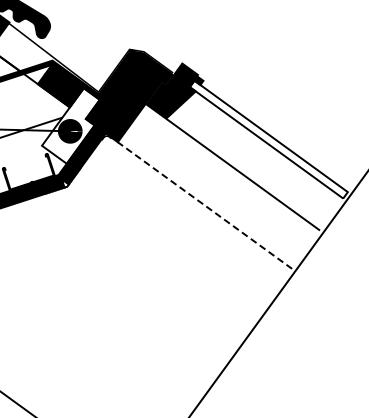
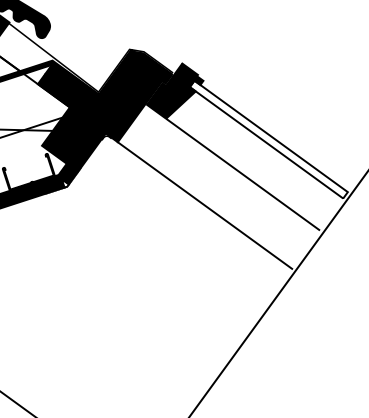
fill: none -> present (70, 125)
line: dashed -> solid (204, 205)
